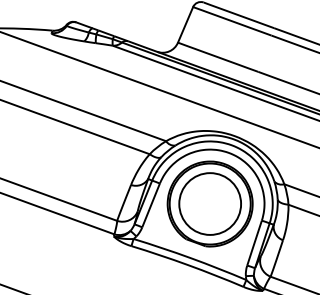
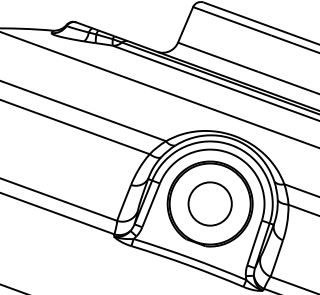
circle diameter: 62 px -> 43 px (209, 203)
